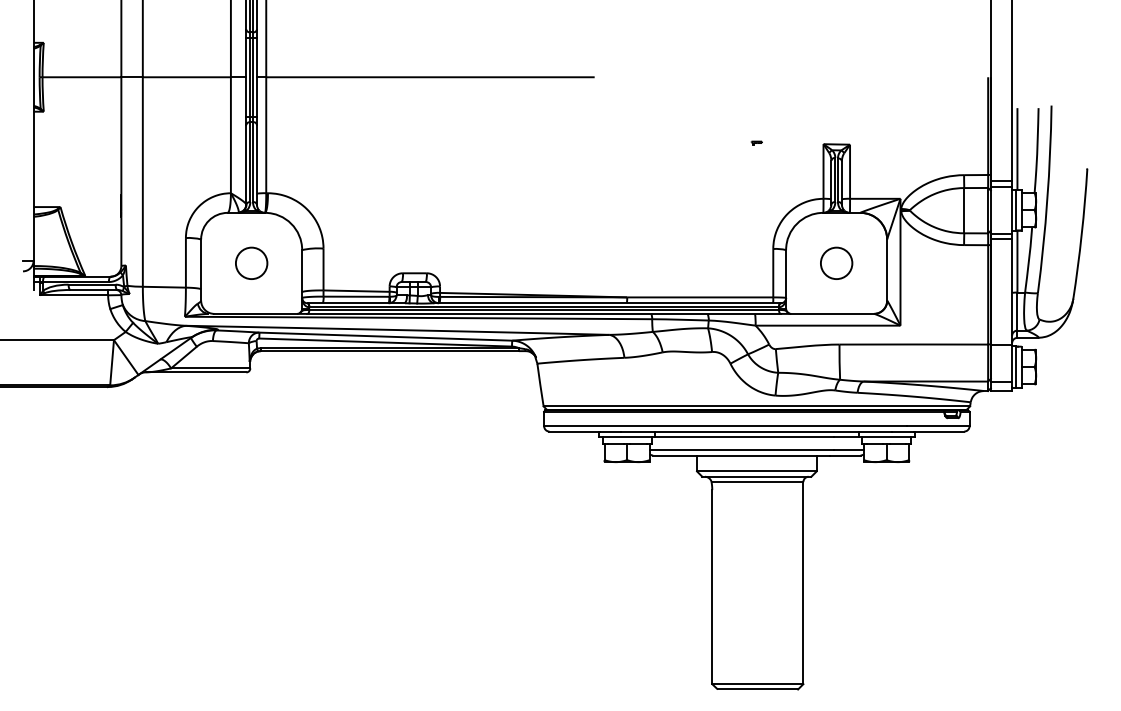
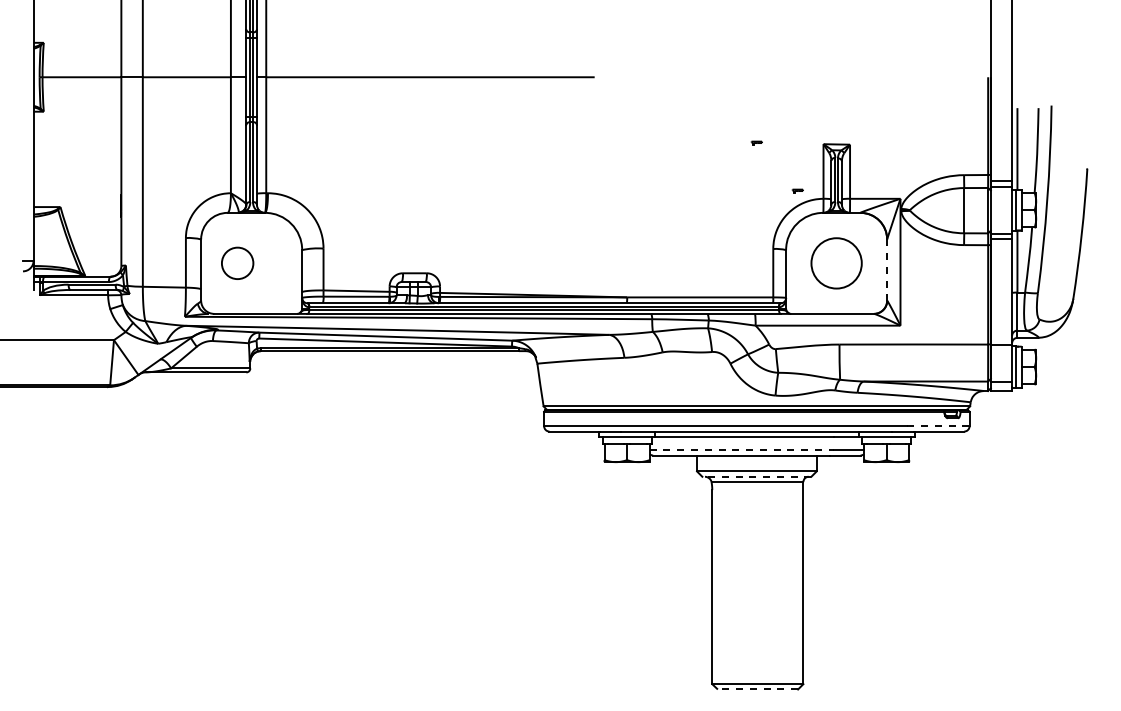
part: none -> present (797, 190)
circle position: (251, 262) -> (237, 262) (237, 262)
circle diameter: 31 px -> 50 px (836, 263)
line: solid -> dashed (887, 270)
line: solid -> dashed (938, 426)
line: solid -> dashed (742, 450)
line: solid -> dashed (756, 476)
line: solid -> dashed (757, 689)
